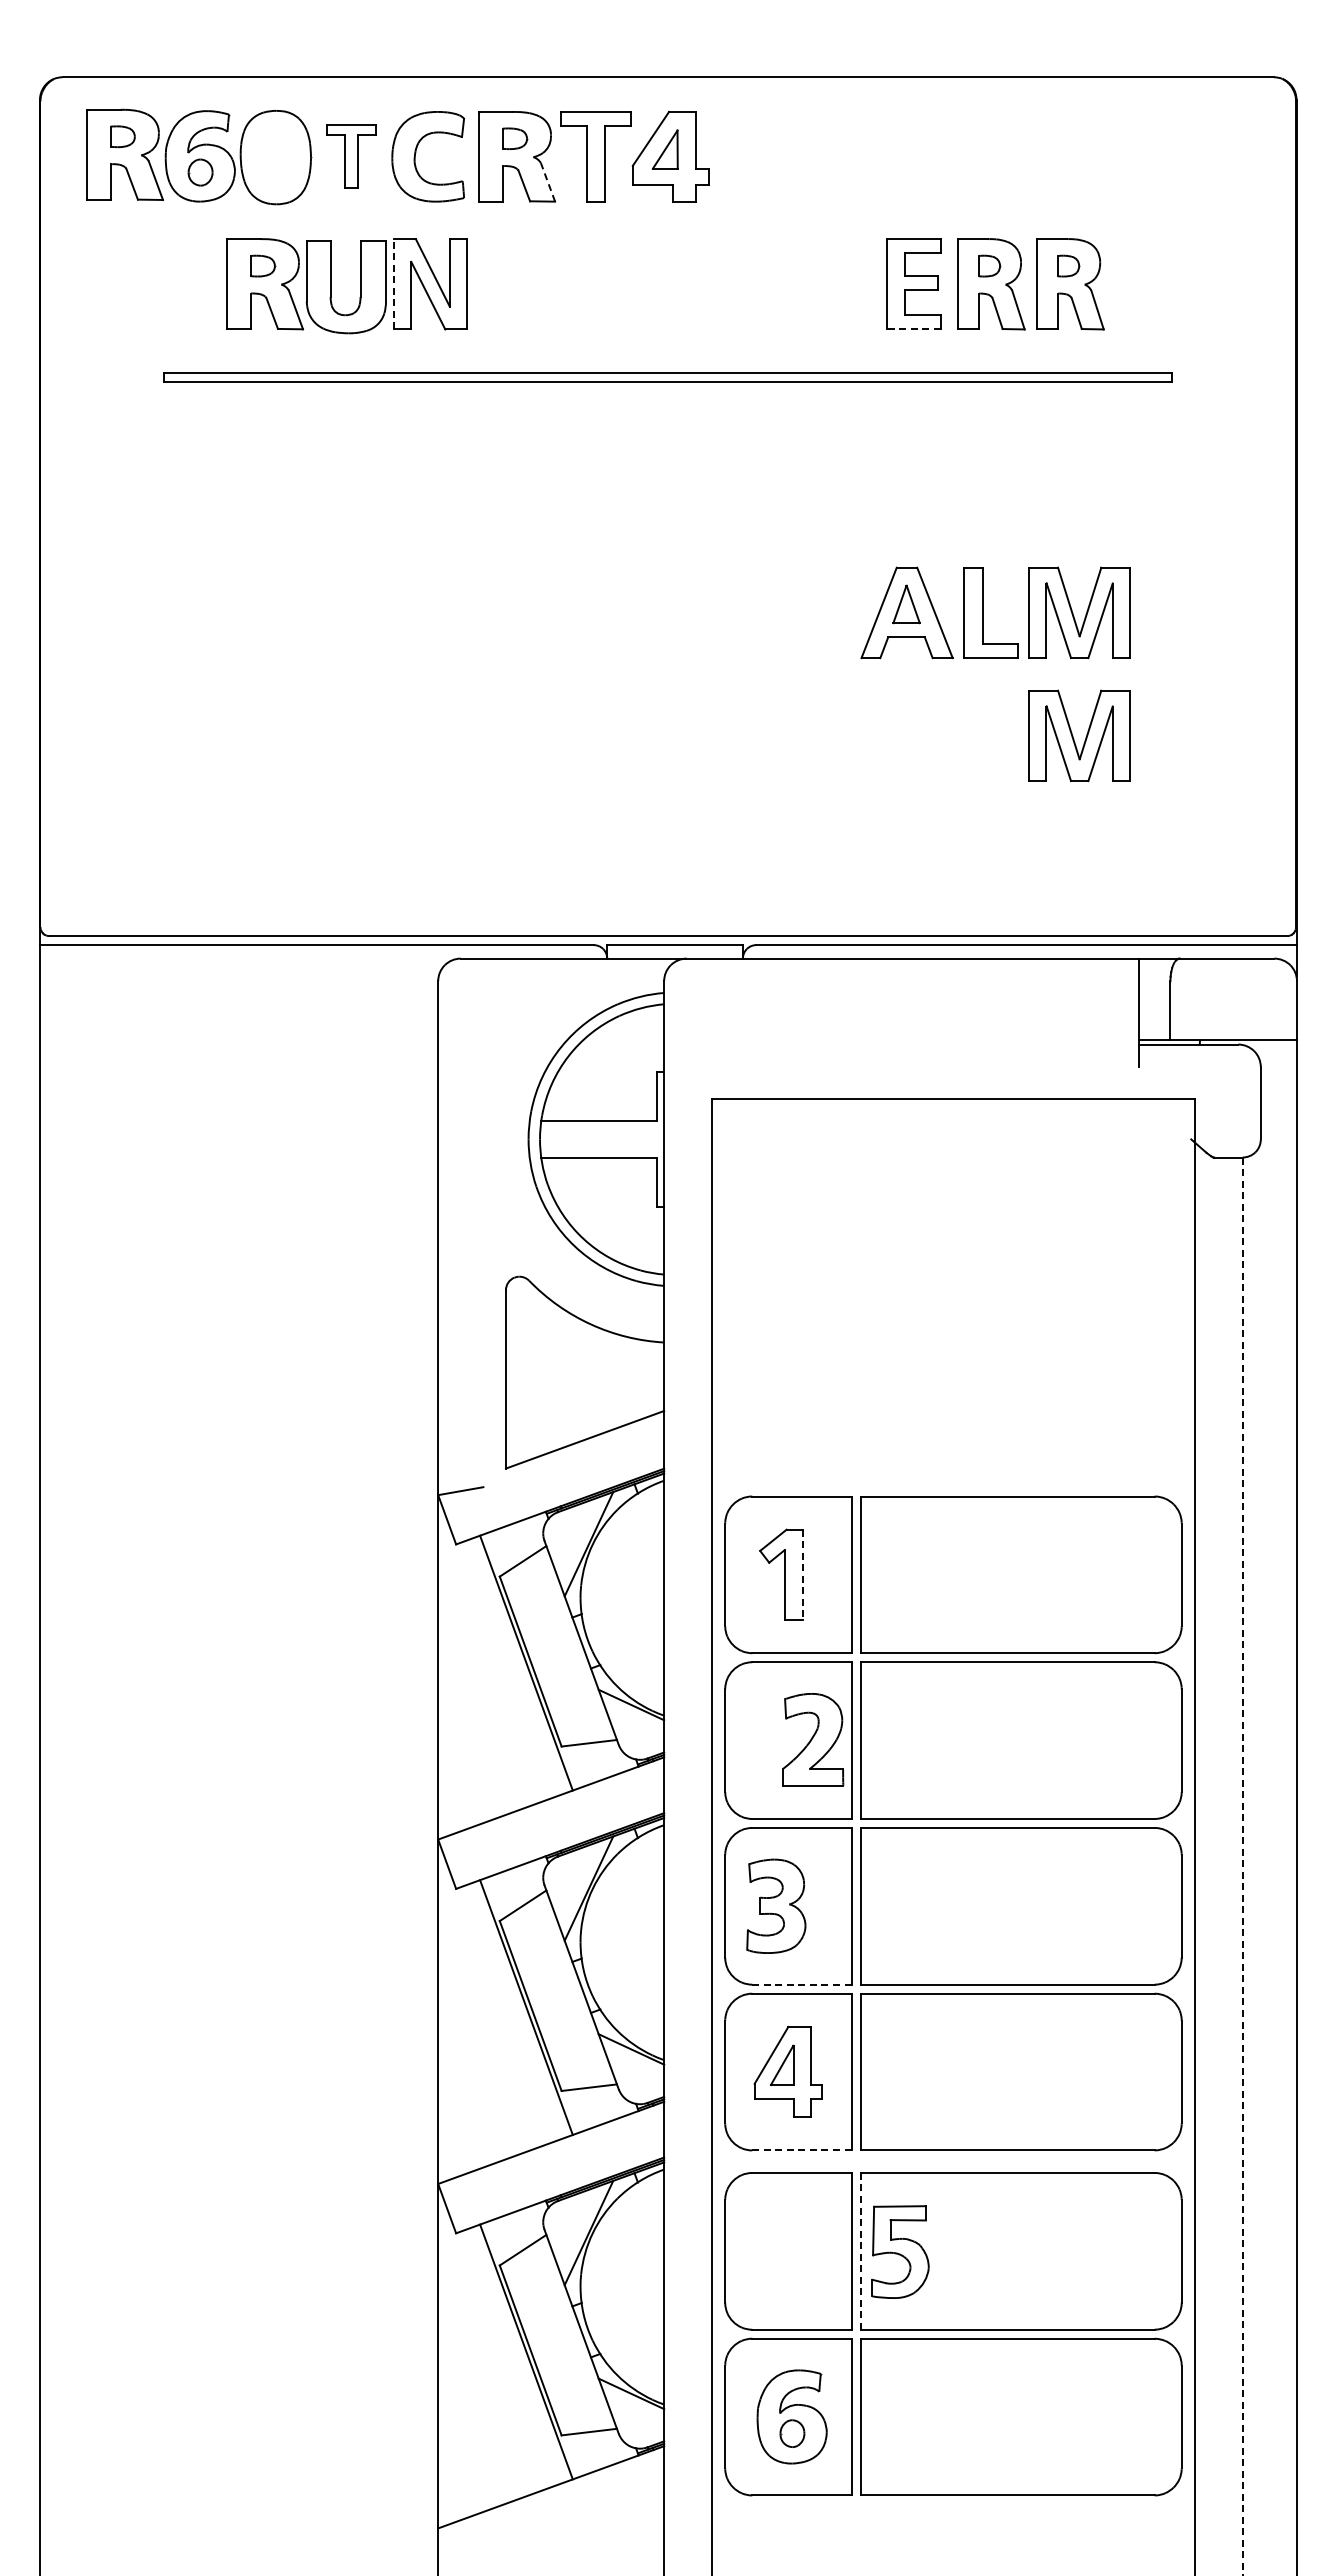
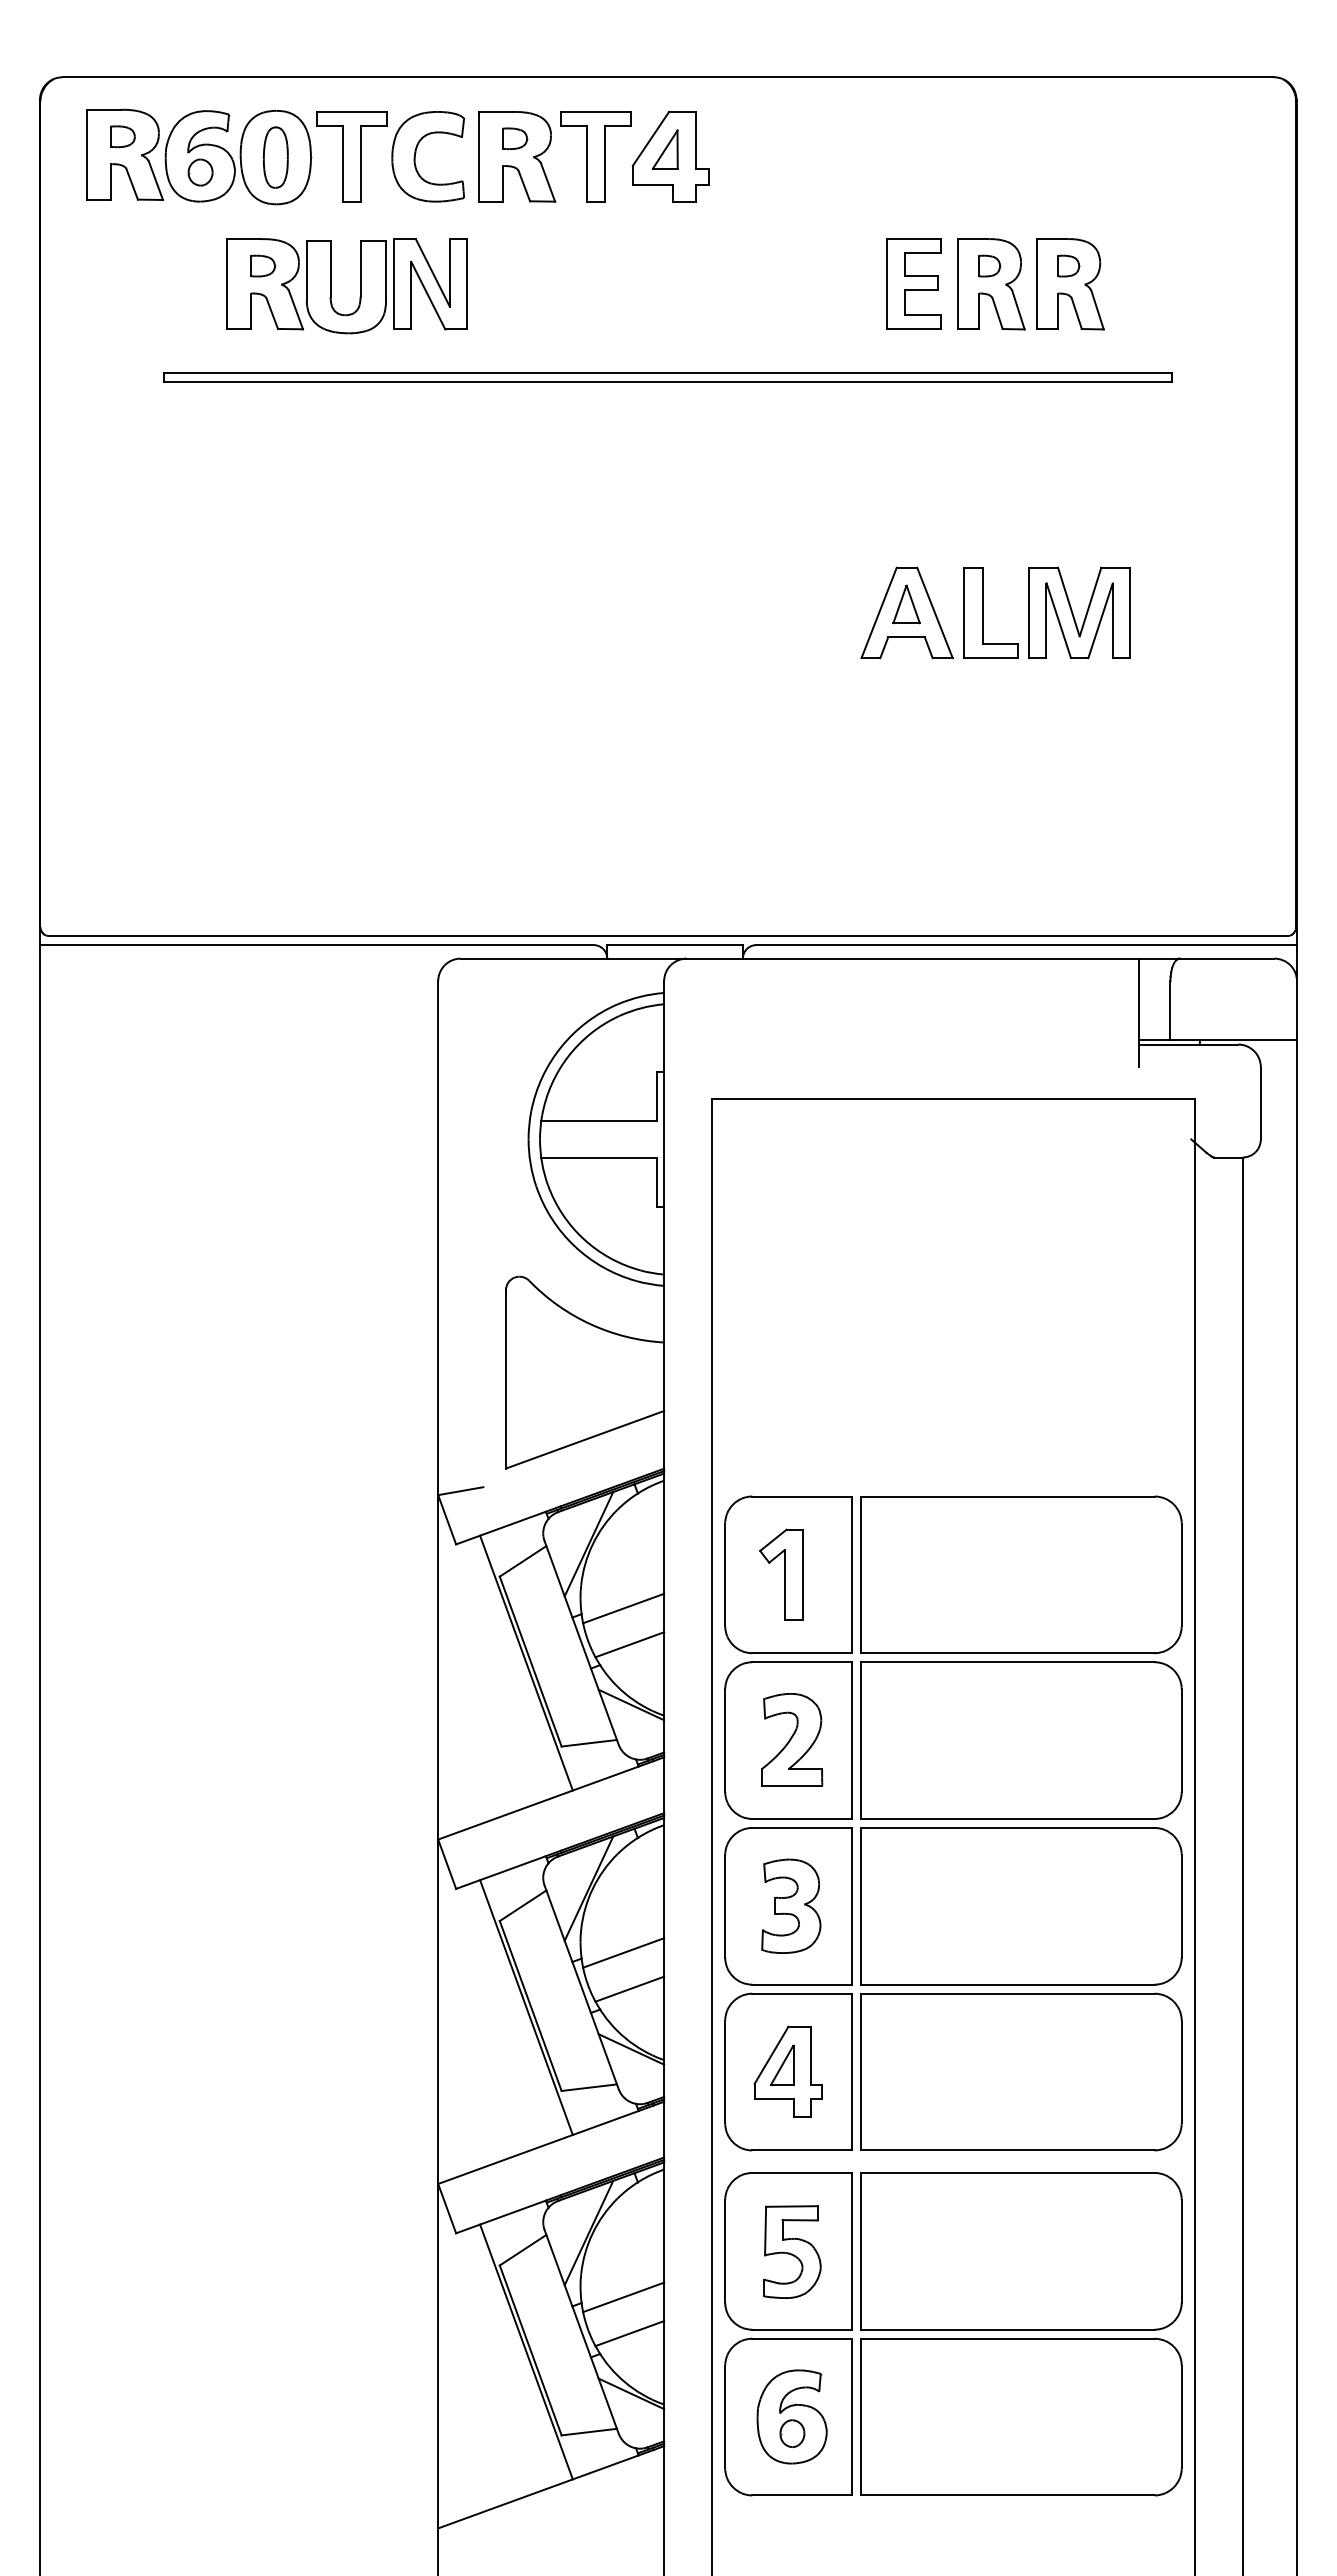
part size: 51x65 px -> 72x92 px (351, 156)
part: none -> present (275, 157)
line: dashed -> solid (548, 182)
line: dashed -> solid (393, 283)
line: dashed -> solid (914, 329)
part: present -> none (1079, 735)
line: dashed -> solid (802, 1575)
line: none -> present (623, 1608)
line: none -> present (629, 1644)
part position: (813, 1739) -> (792, 1739) (792, 1739)
line: dashed -> solid (1242, 1866)
part position: (776, 1905) -> (791, 1905) (791, 1905)
line: none -> present (623, 1952)
line: dashed -> solid (802, 1984)
line: none -> present (629, 1988)
line: dashed -> solid (802, 2150)
line: dashed -> solid (860, 2251)
part position: (900, 2251) -> (792, 2251) (792, 2251)
line: none -> present (623, 2297)
line: none -> present (629, 2333)
